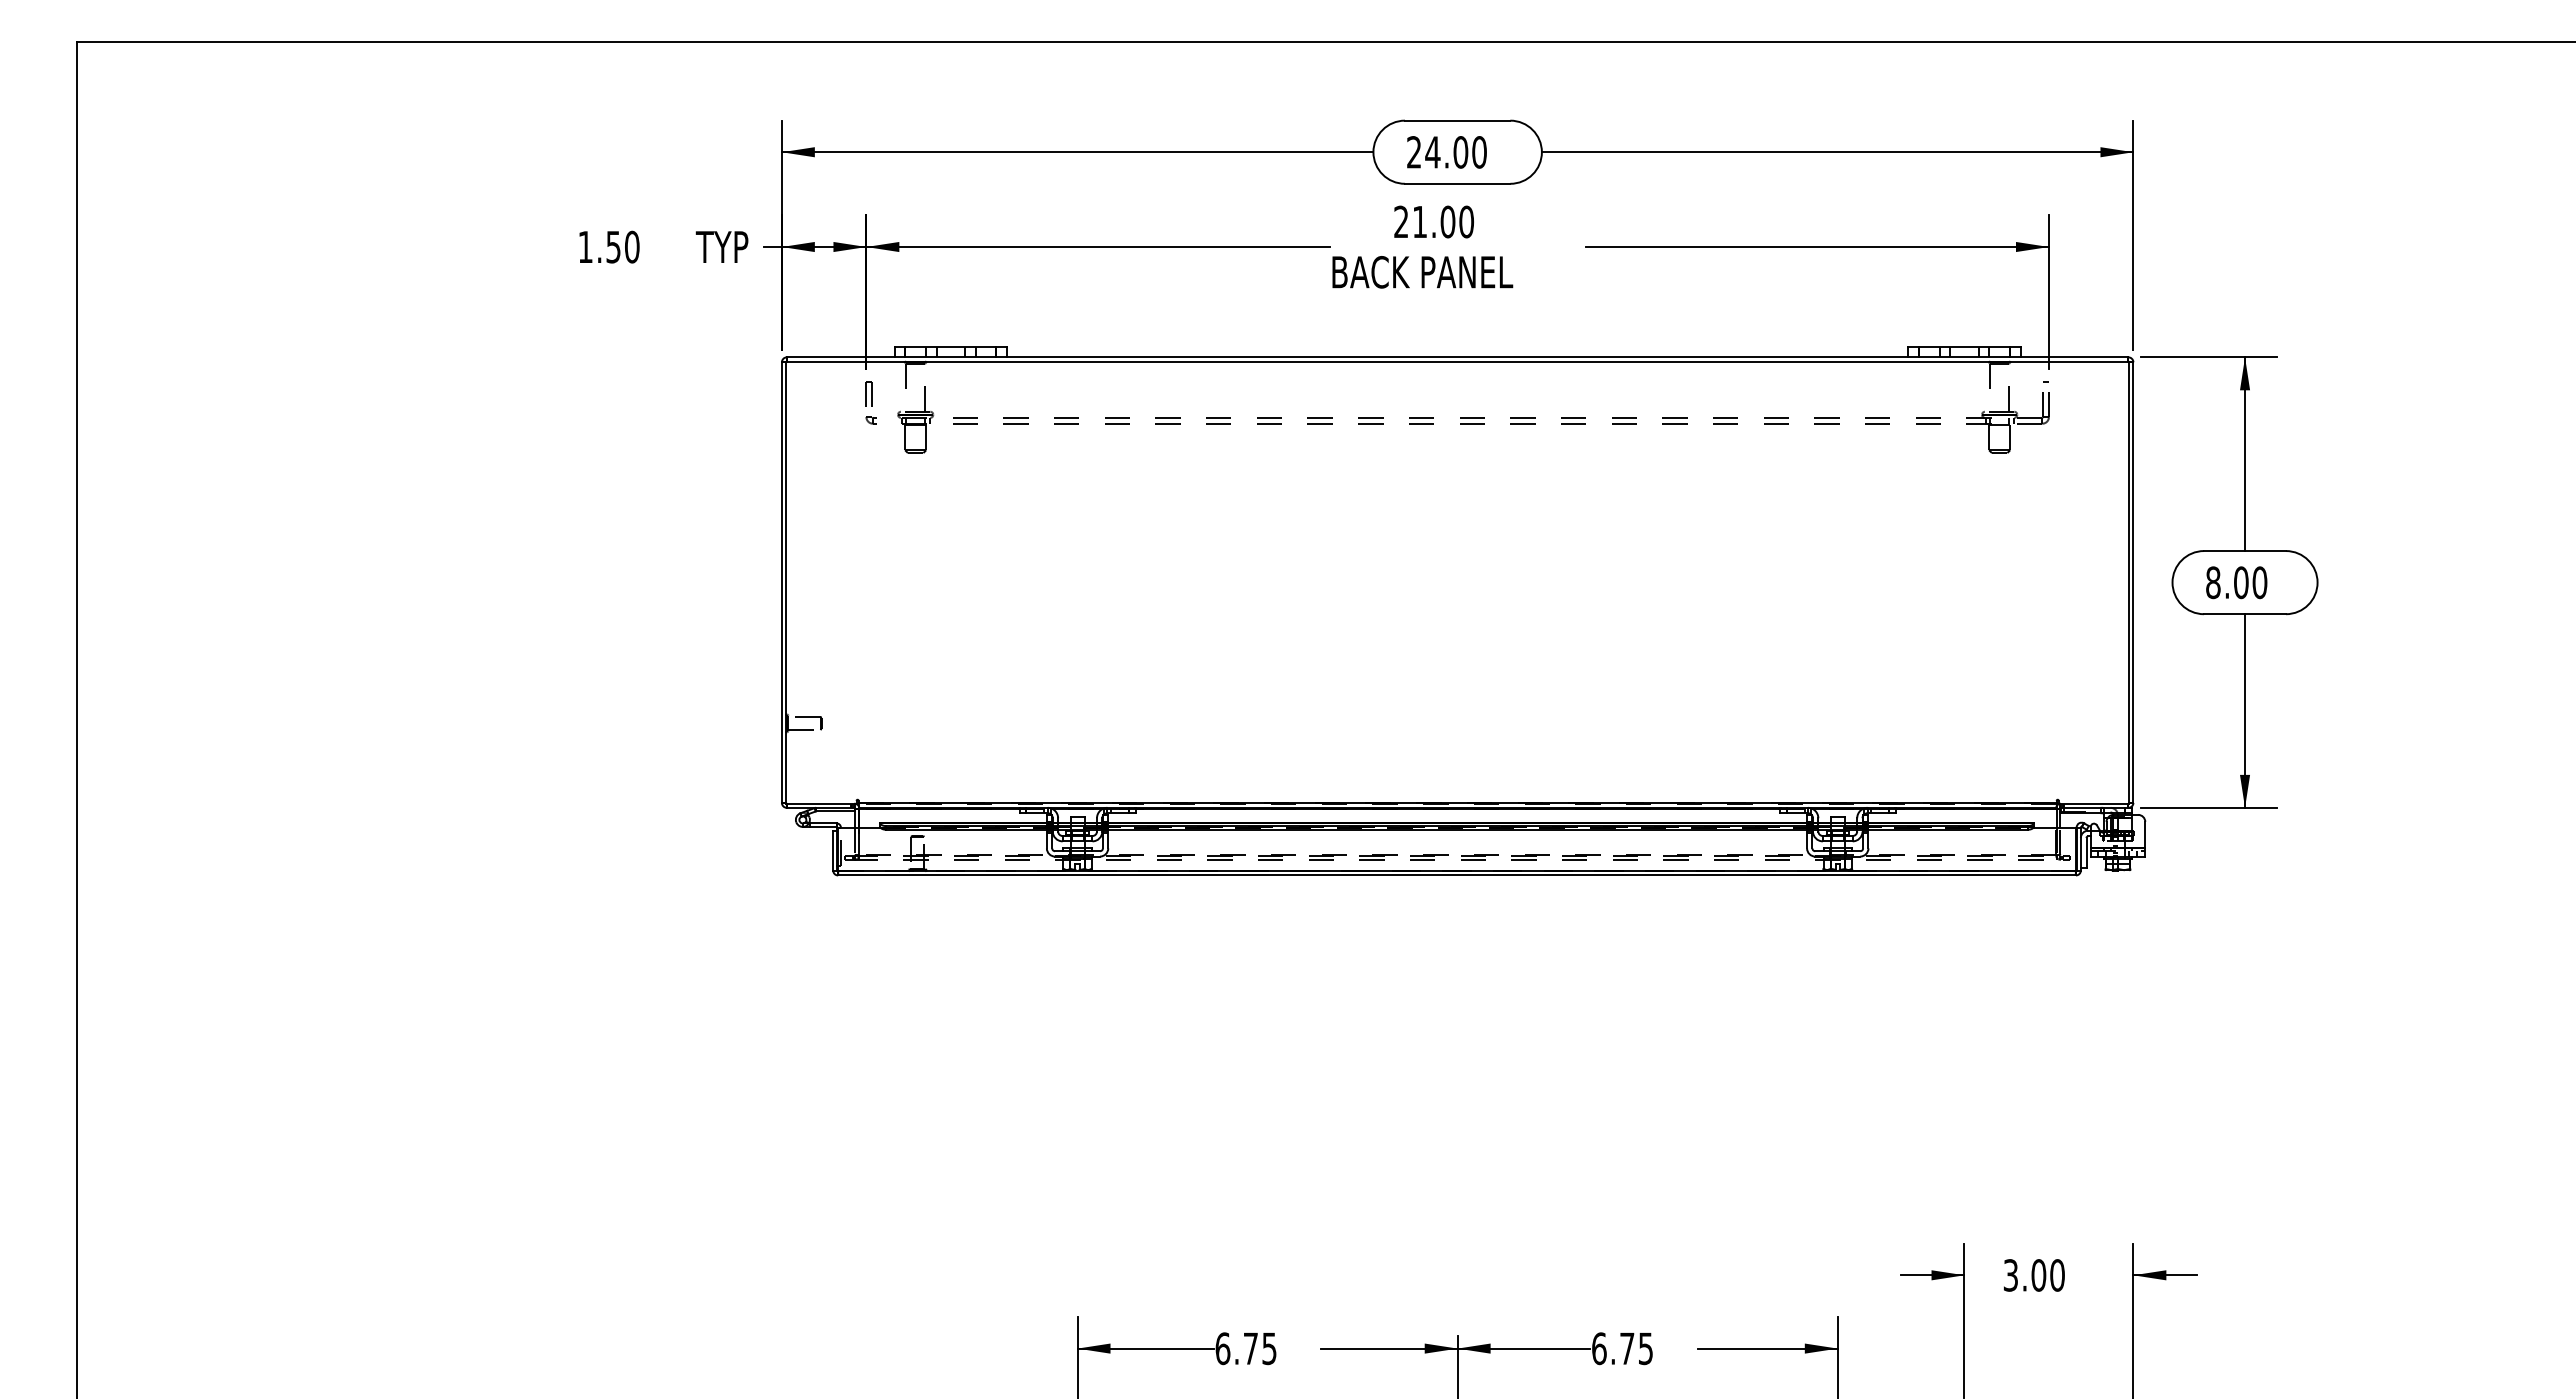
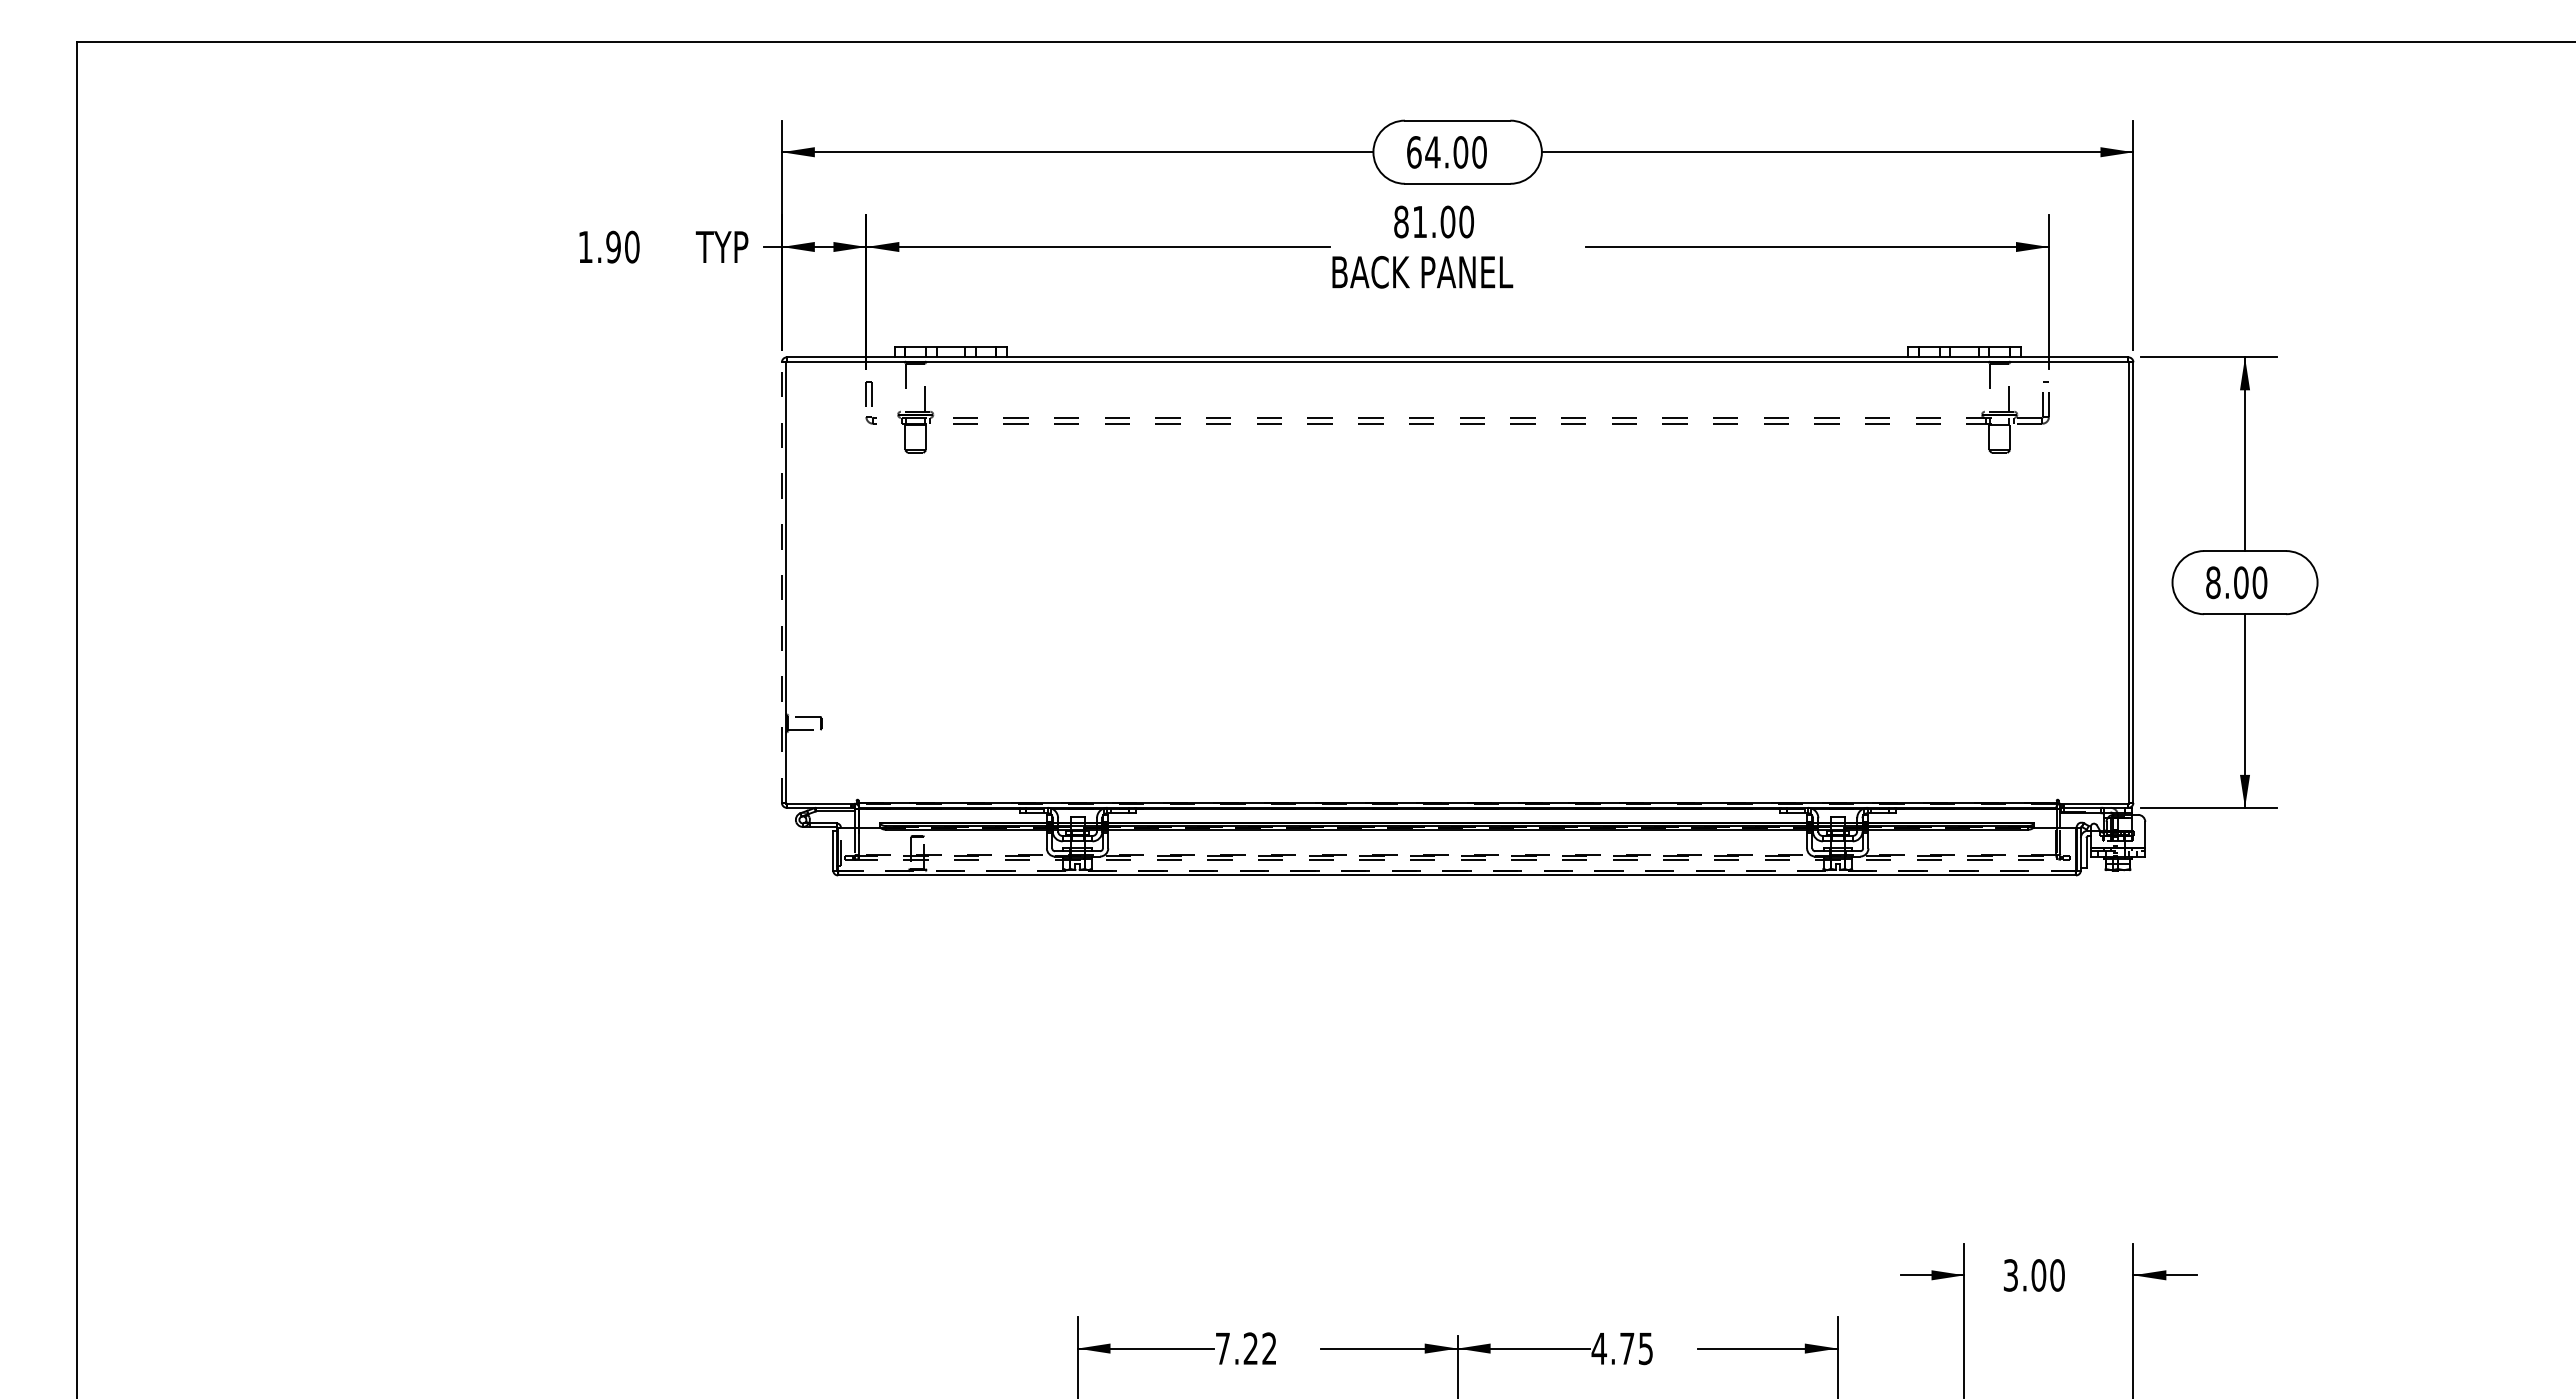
text: 24.00 -> 64.00 (1414, 152)
text: 21.00 -> 81.00 (1401, 221)
text: 1.50 -> 1.90 (613, 246)
line: solid -> dashed (781, 582)
line: solid -> dashed (1457, 870)
text: 6.75 -> 7.22 (1245, 1348)
text: 6.75 -> 4.75 (1598, 1348)
